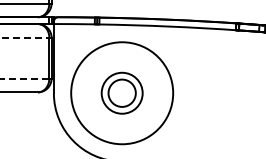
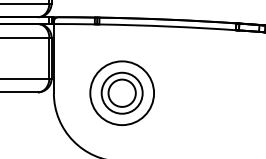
line: dashed -> solid (25, 37)
line: dashed -> solid (24, 78)
circle diameter: 102 px -> 64 px (122, 93)
